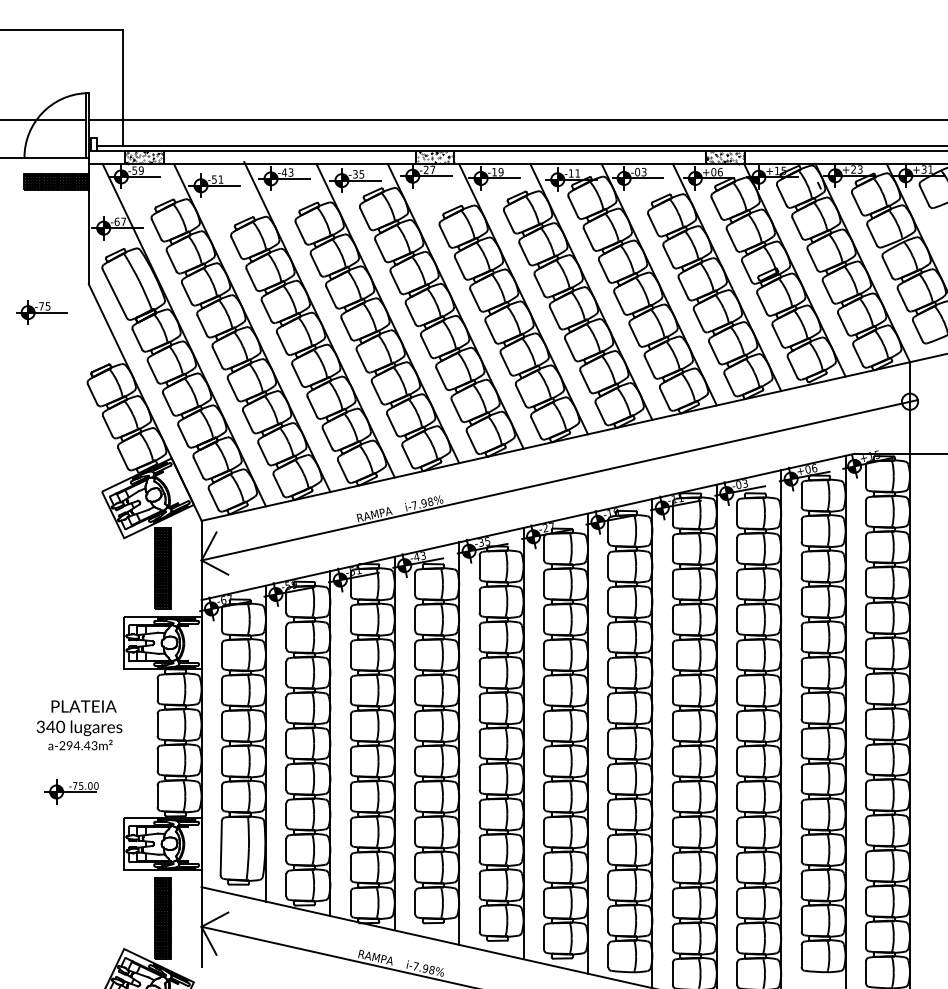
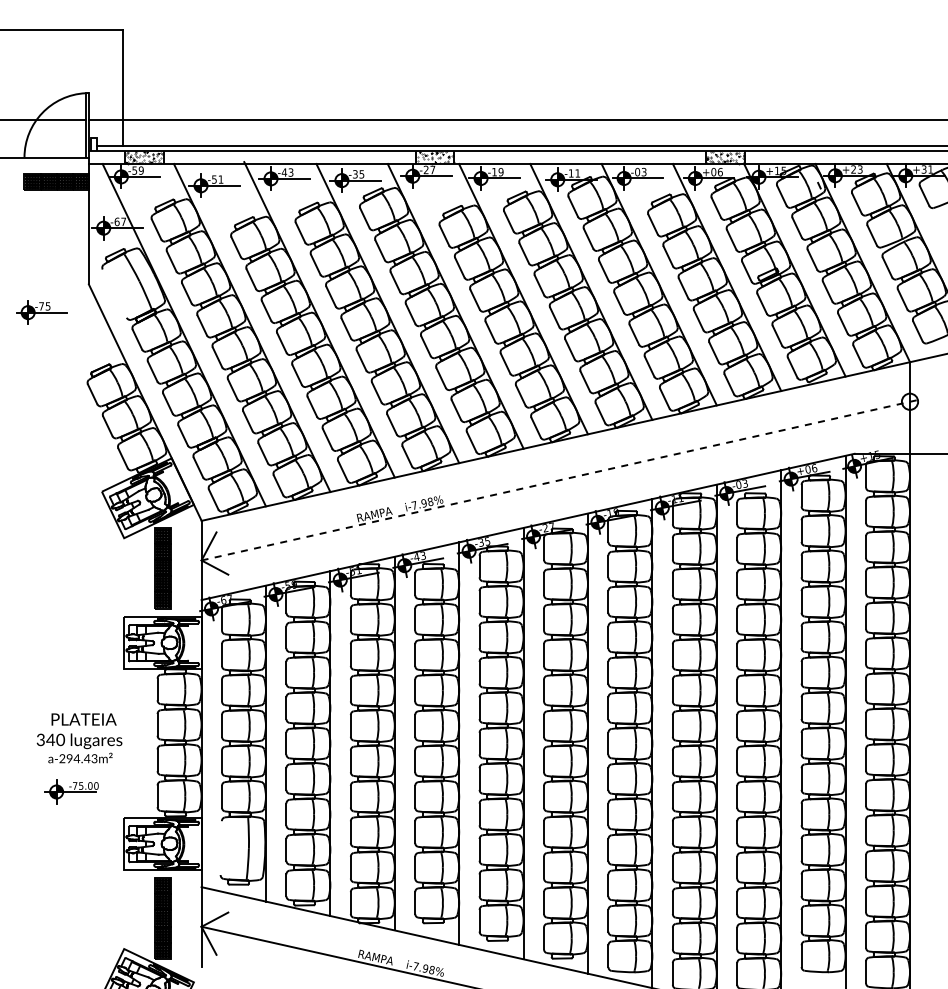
line: present -> none (114, 293)
line: solid -> dashed (560, 480)
text position: (79, 725) -> (79, 738) (79, 738)
line: present -> none (220, 848)
